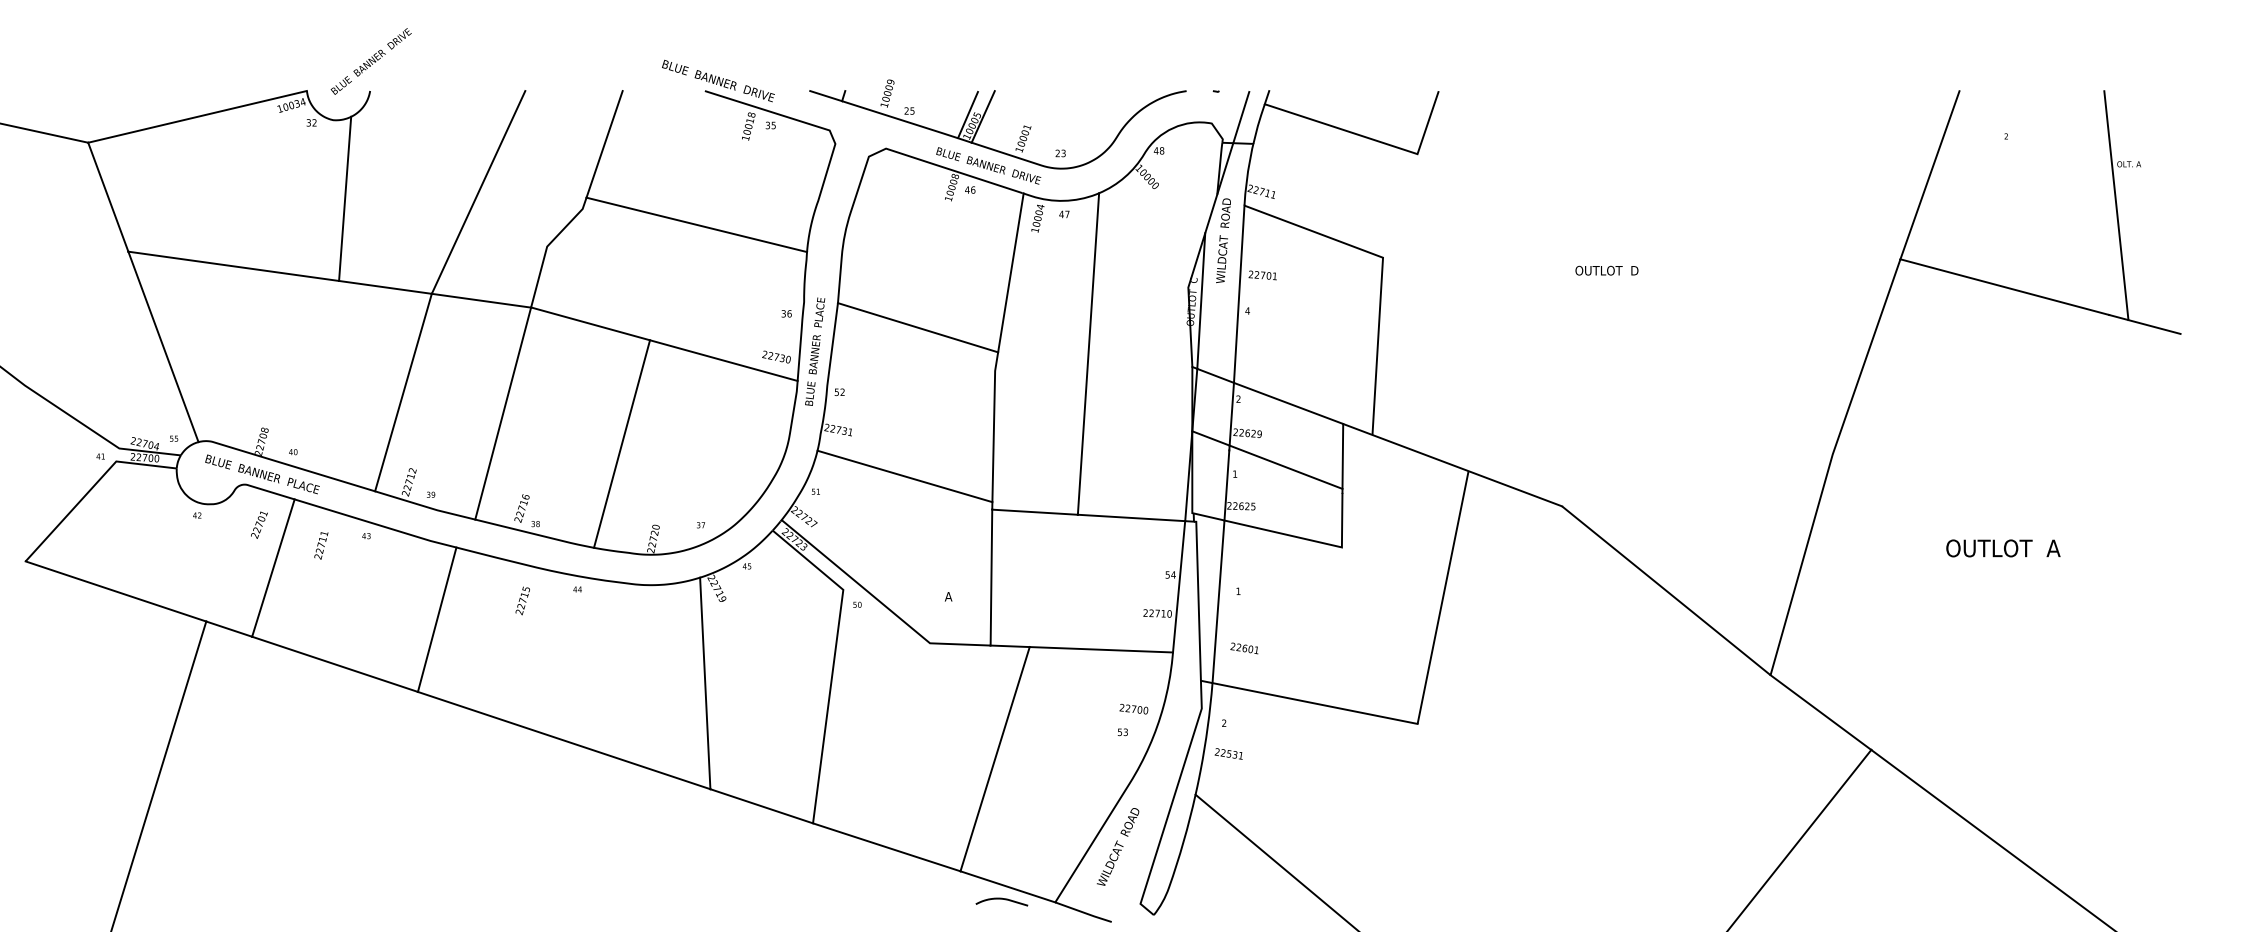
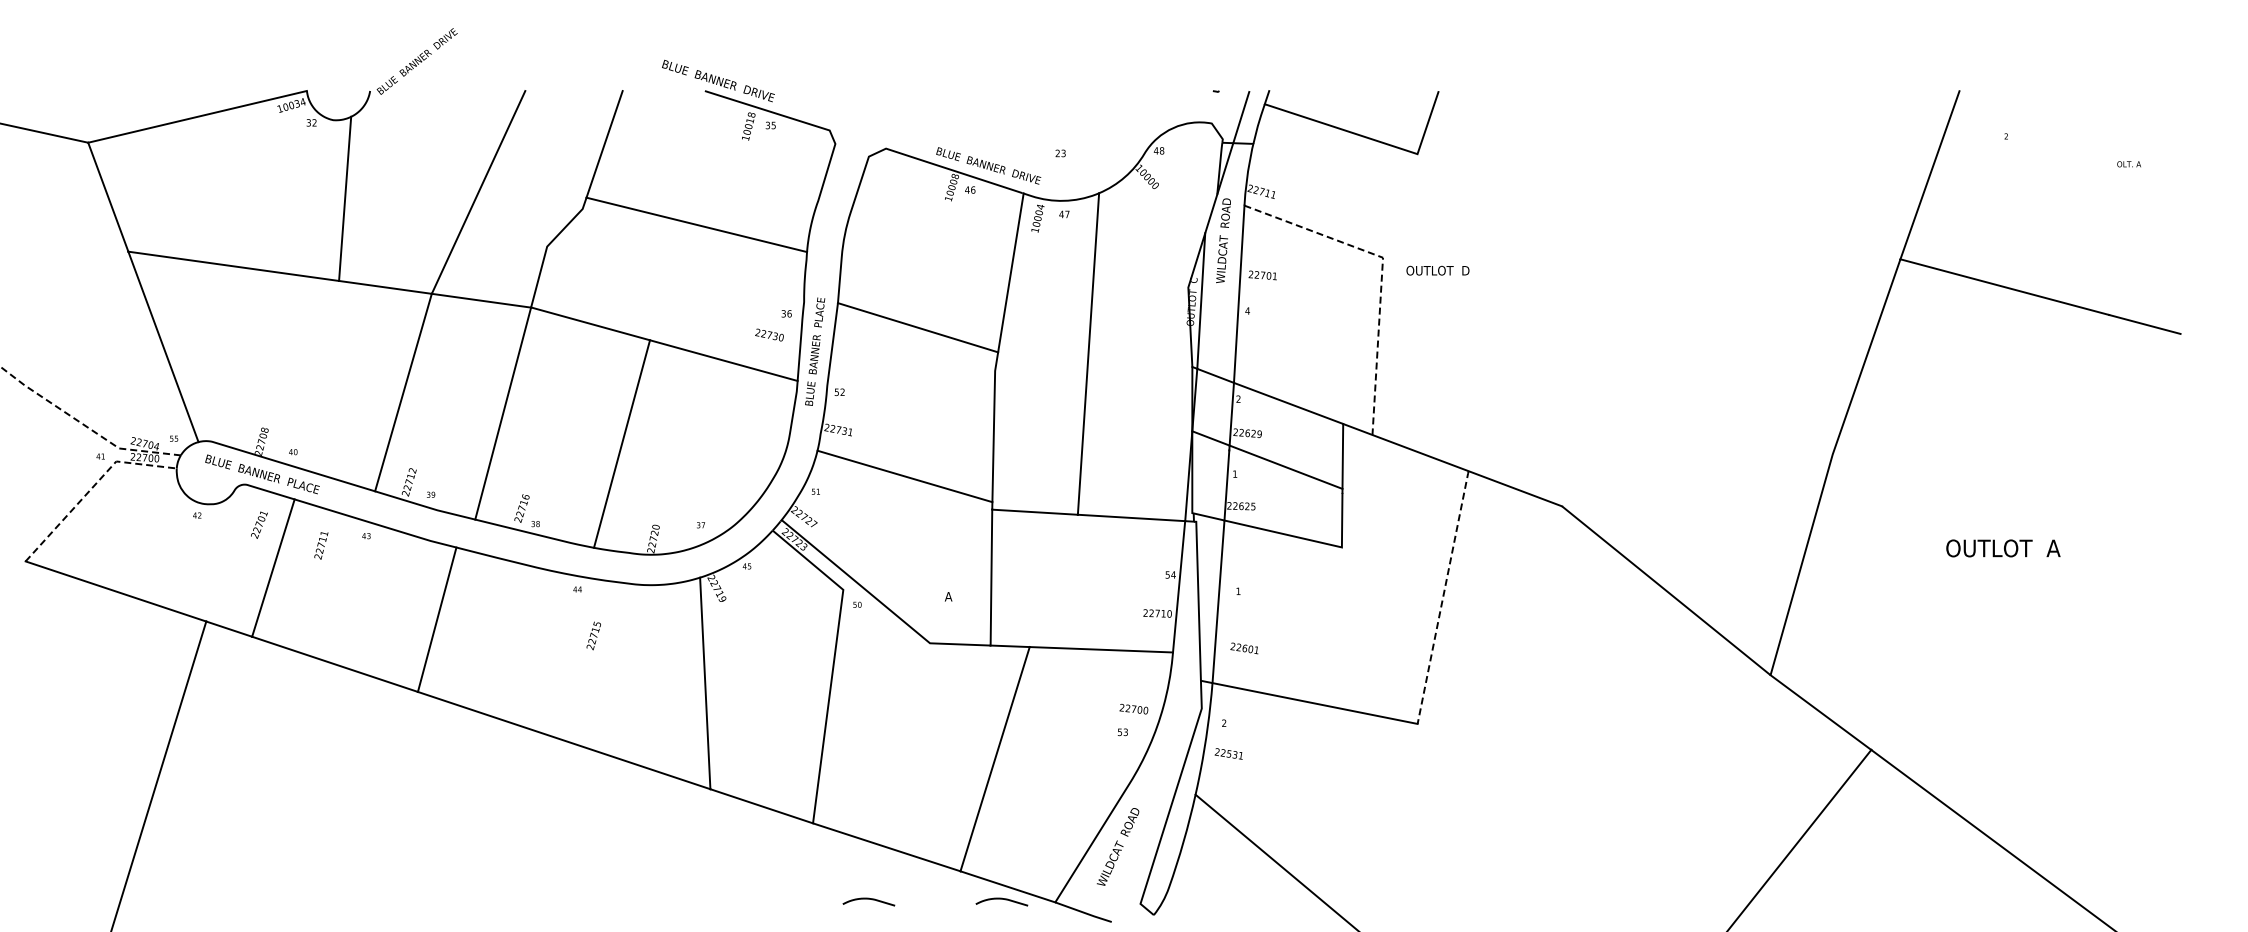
text position: (370, 61) -> (416, 61) (416, 61)
part: present -> none (983, 119)
line: present -> none (2116, 205)
text position: (1606, 270) -> (1437, 270) (1437, 270)
line: solid -> dashed (1382, 271)
text position: (776, 356) -> (769, 334) (769, 334)
line: solid -> dashed (84, 425)
line: solid -> dashed (92, 488)
line: solid -> dashed (1443, 596)
text position: (522, 600) -> (593, 635) (593, 635)
curve: none -> present (868, 899)
